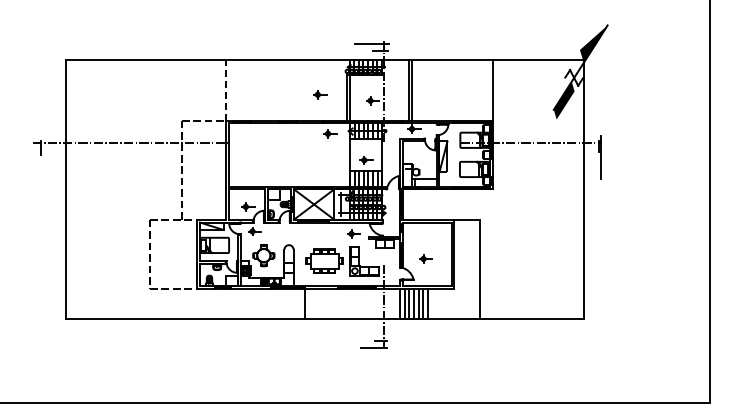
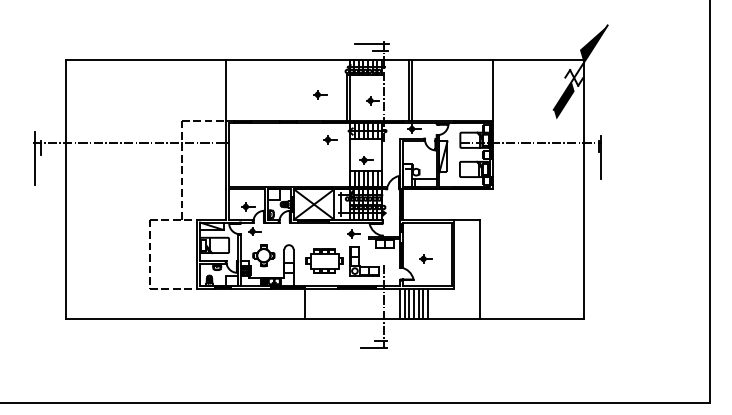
line: dashed -> solid (226, 90)
part position: (330, 133) -> (330, 139) (330, 139)
line: none -> present (35, 158)
